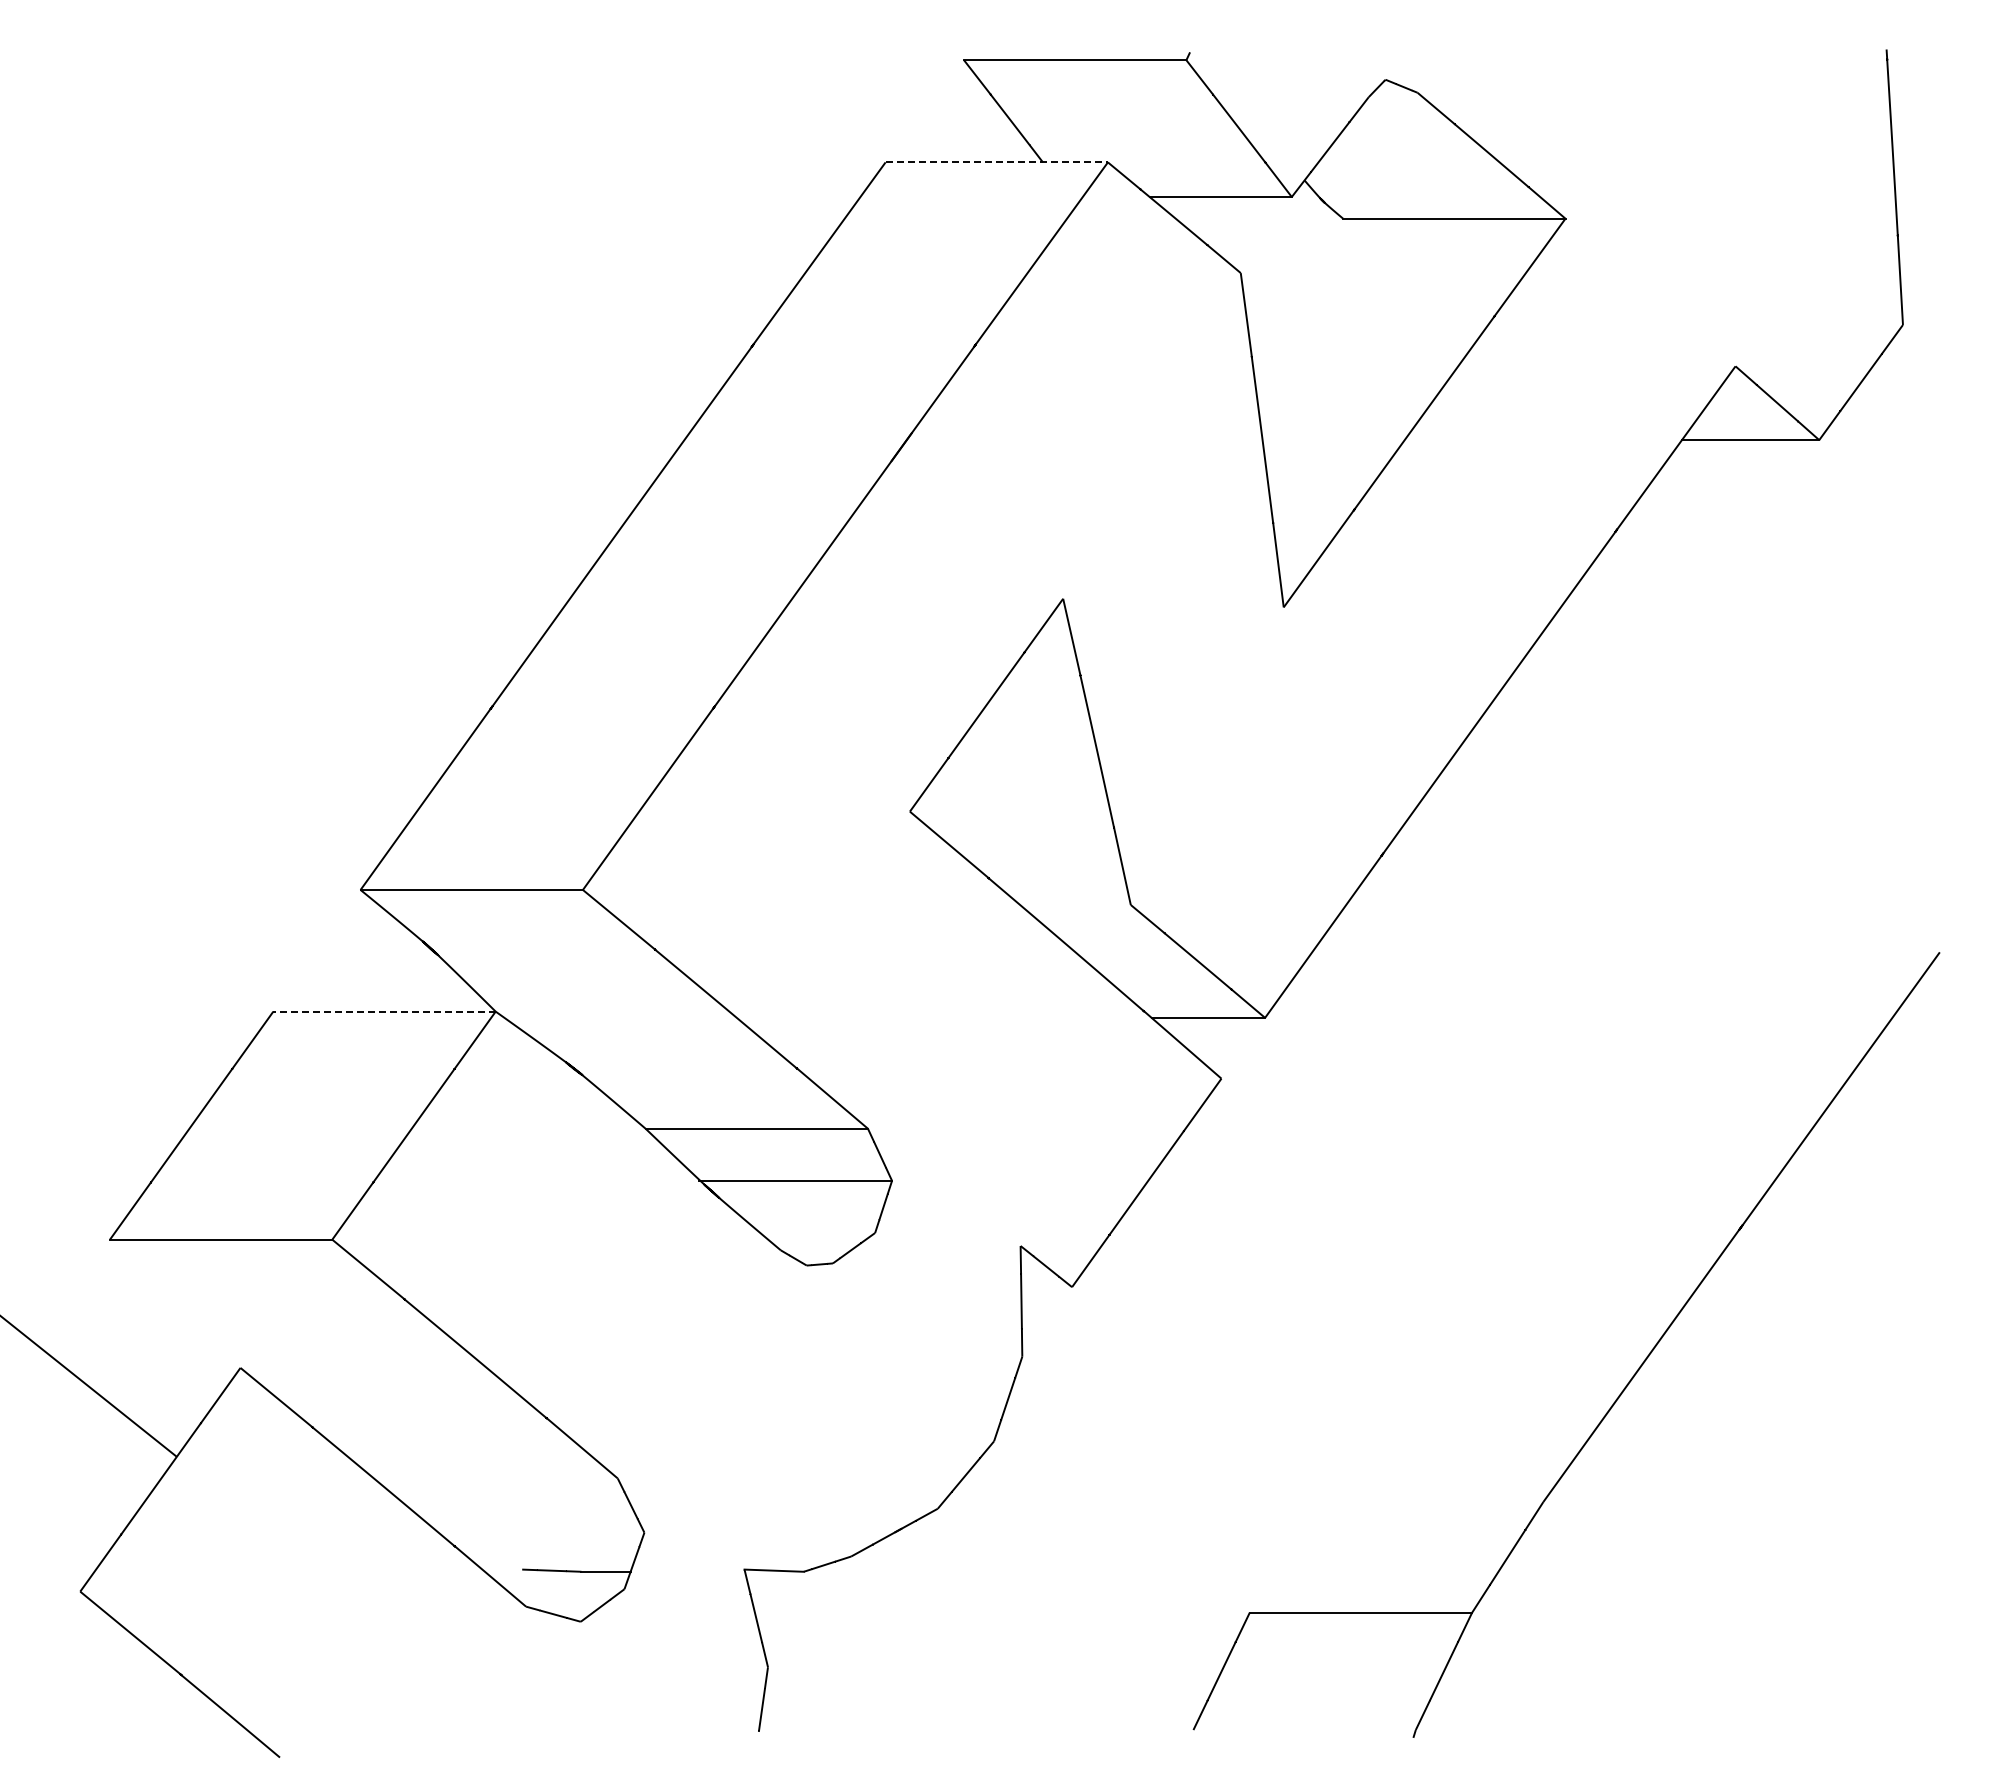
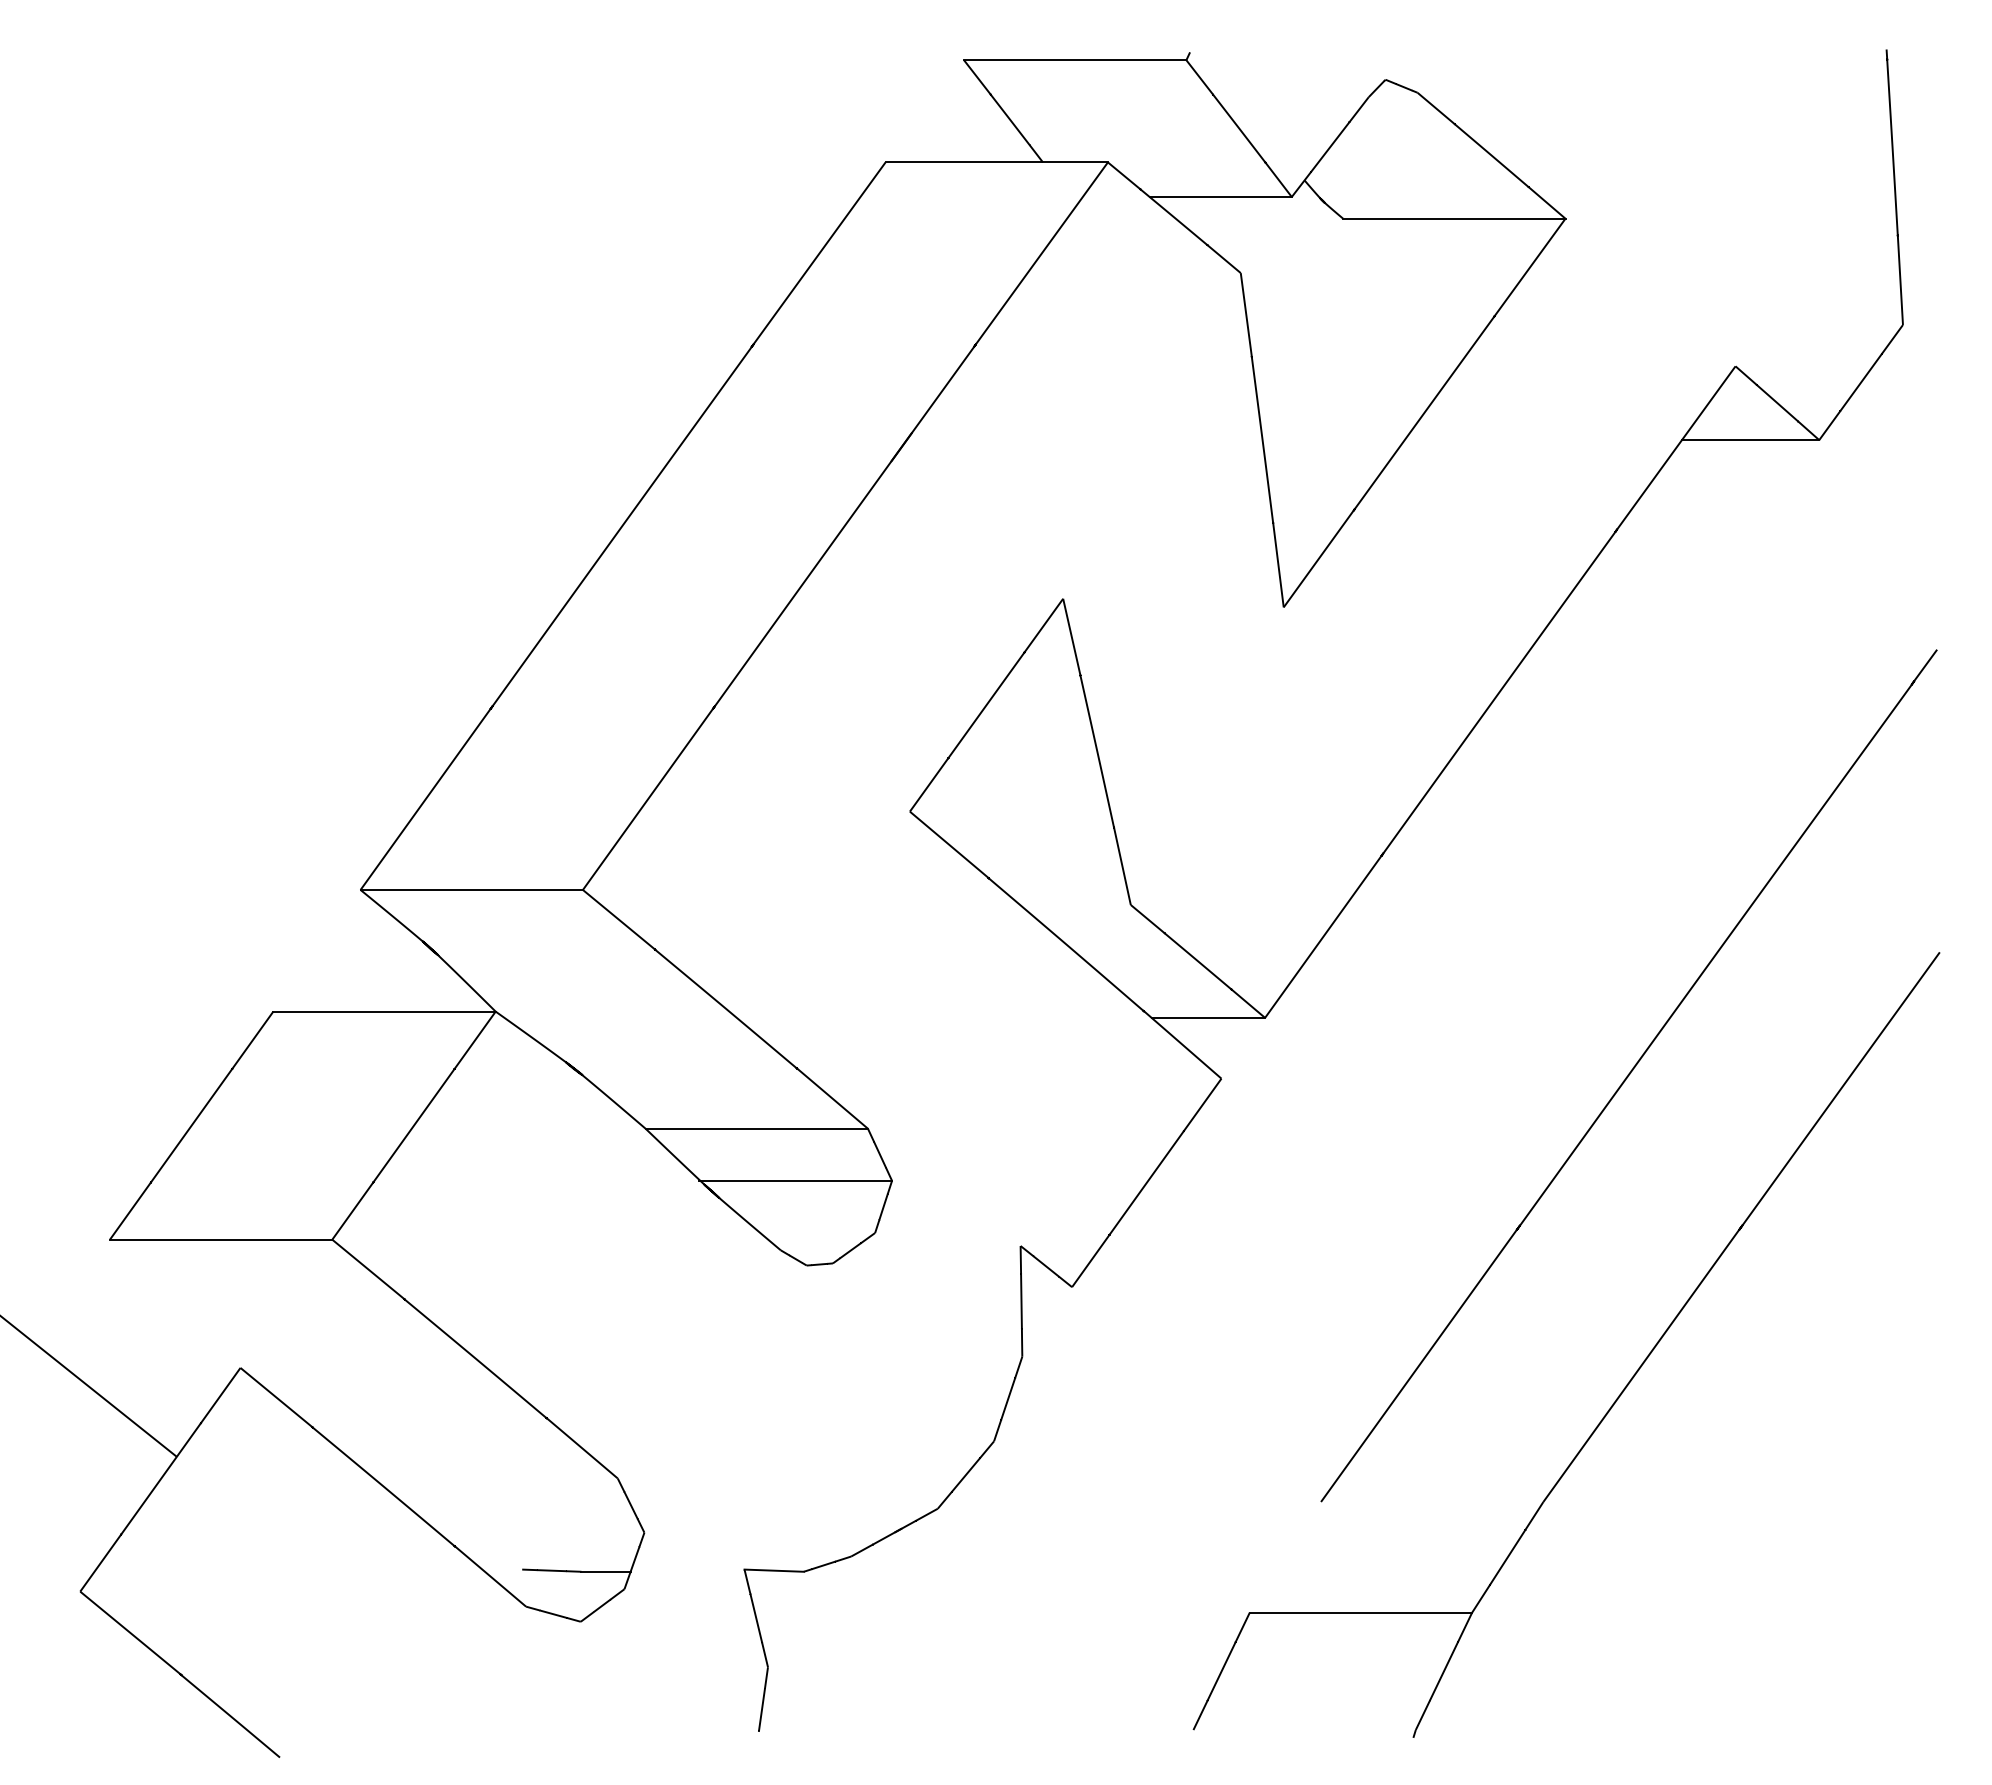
line: dashed -> solid (997, 162)
line: dashed -> solid (384, 1011)
line: none -> present (1628, 1075)
